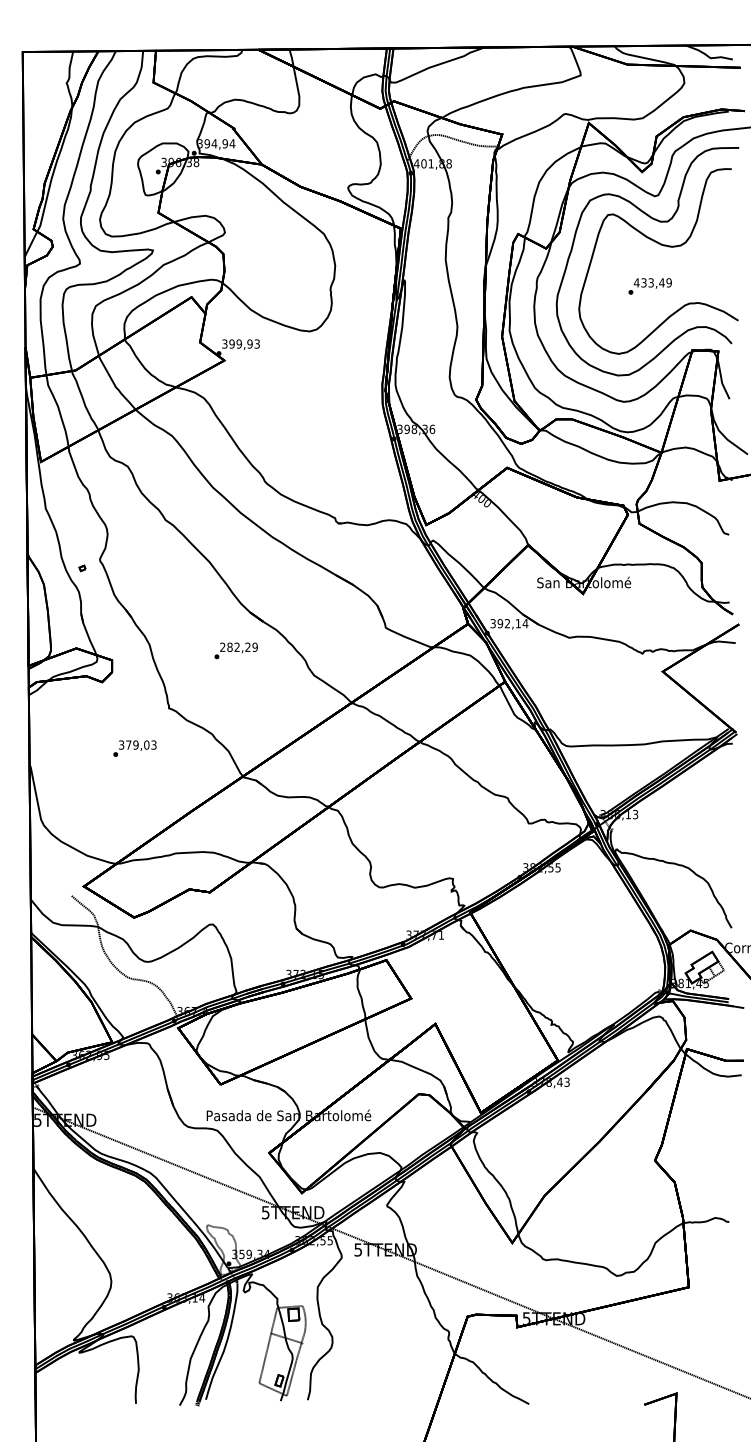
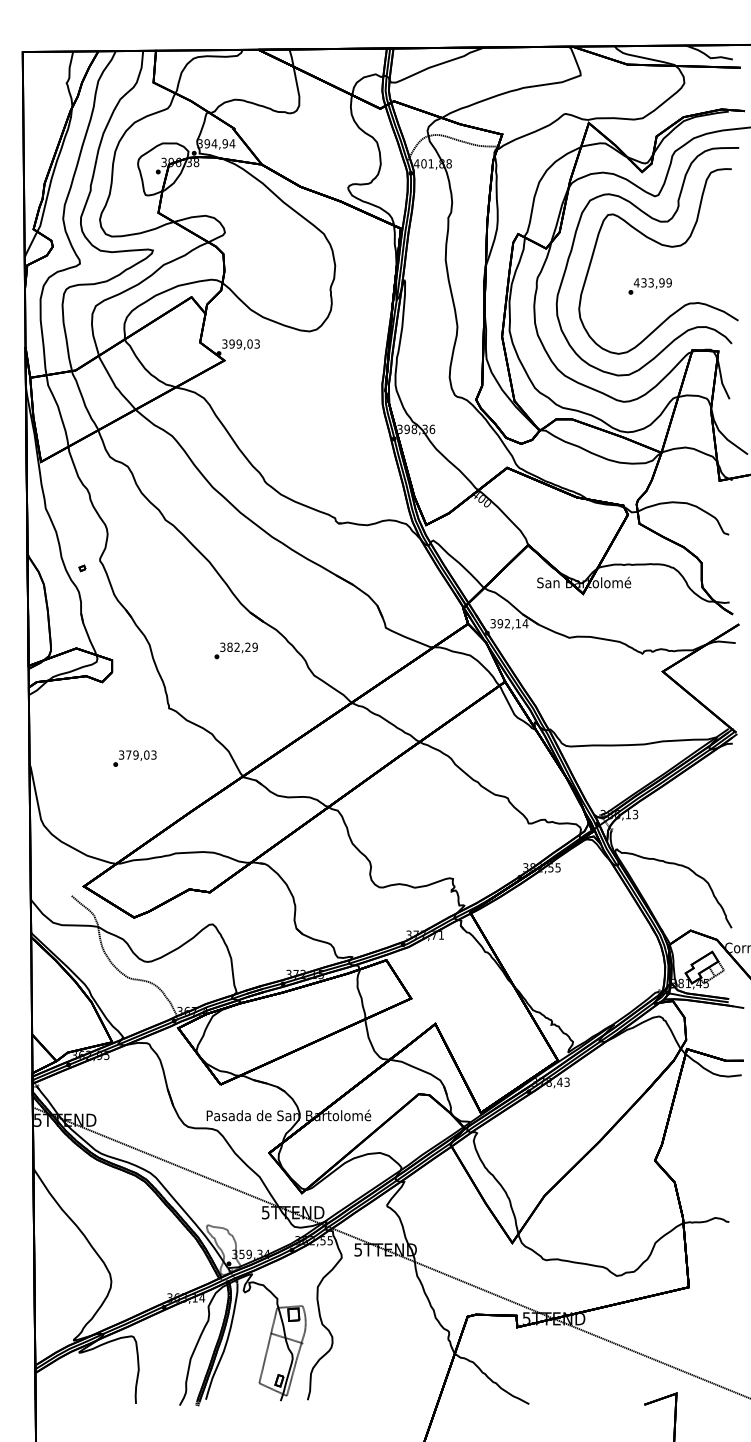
text: 433,49 -> 433,99 (661, 282)
text: 399,93 -> 399,03 (249, 343)
text: 282,29 -> 382,29 (222, 647)
text position: (134, 748) -> (134, 758) (134, 758)
